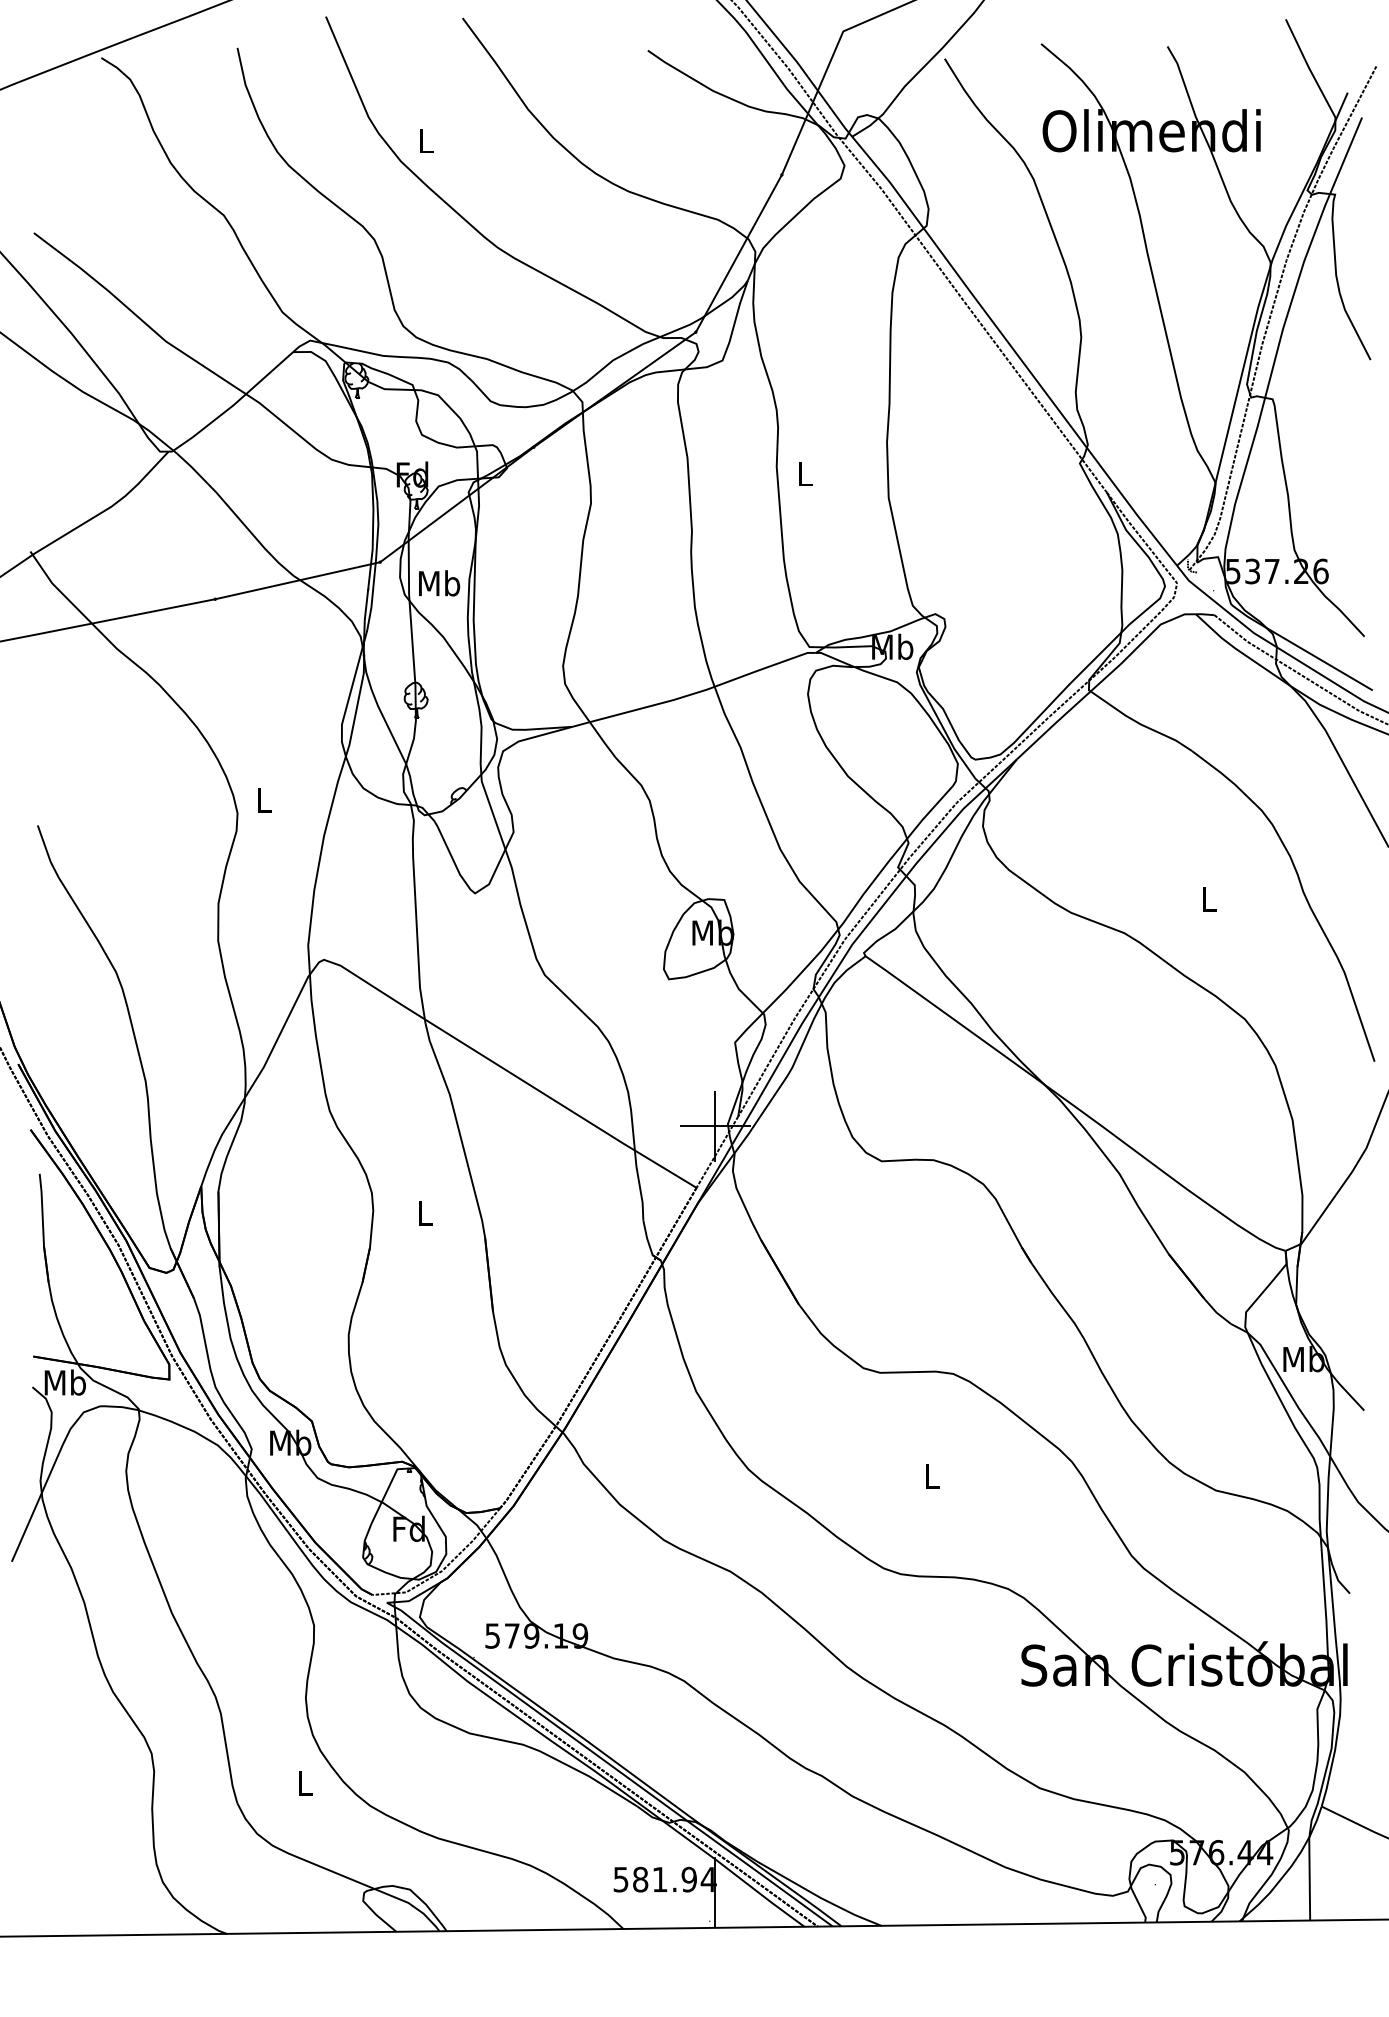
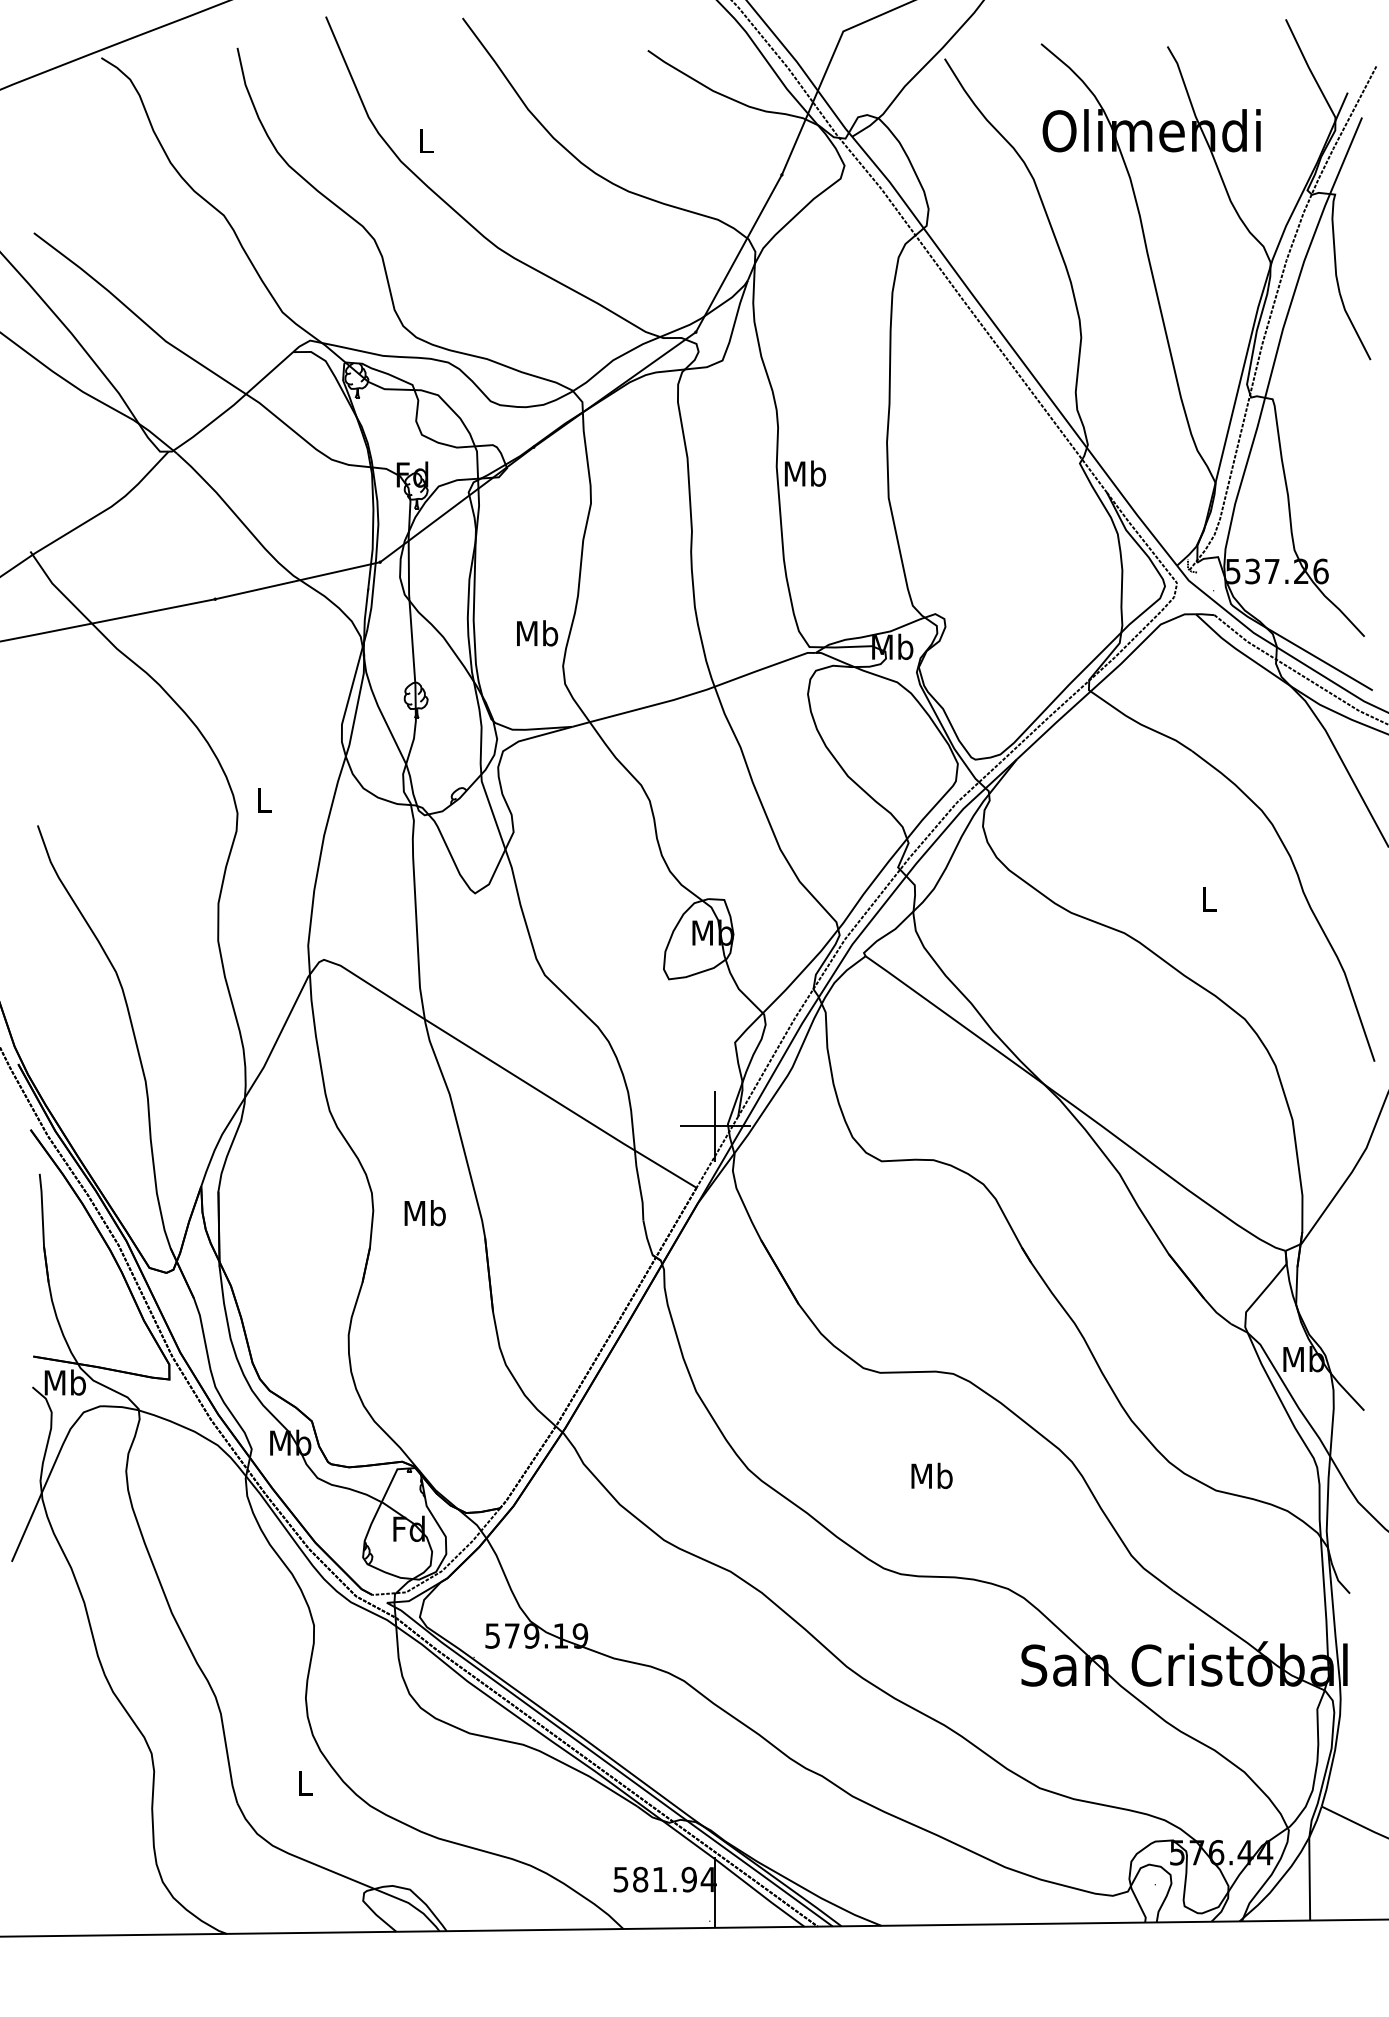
text: L -> Mb (804, 473)
text position: (439, 583) -> (537, 633) (537, 633)
text: L -> Mb (424, 1213)
text: L -> Mb (931, 1475)
